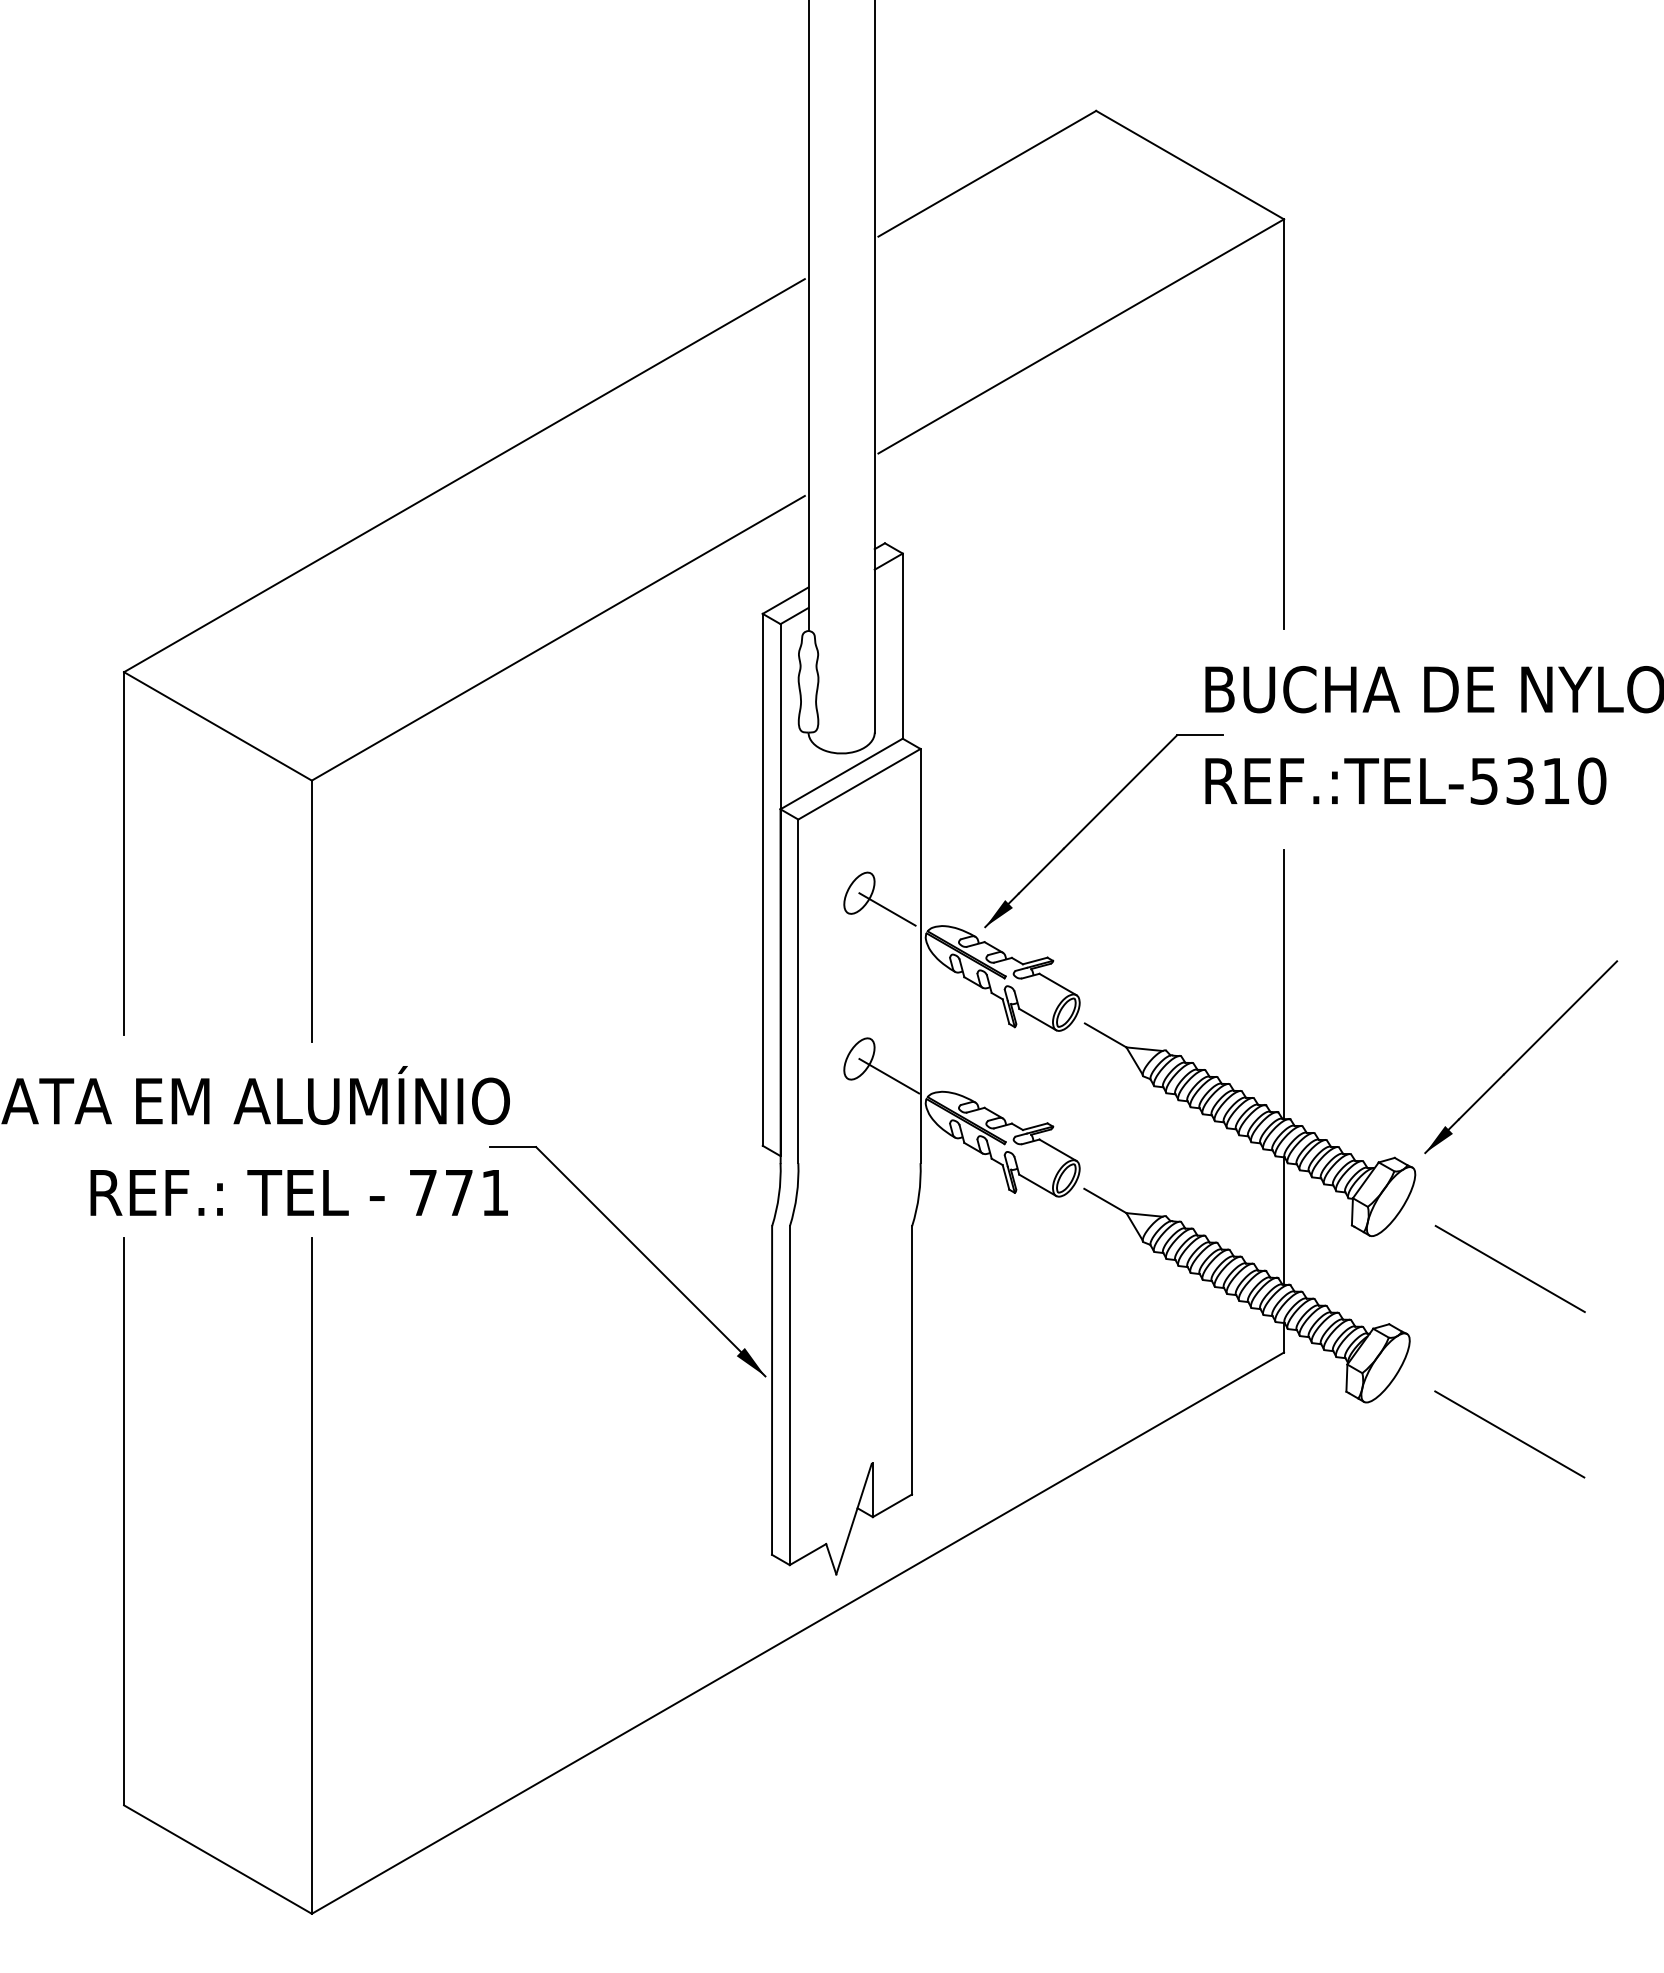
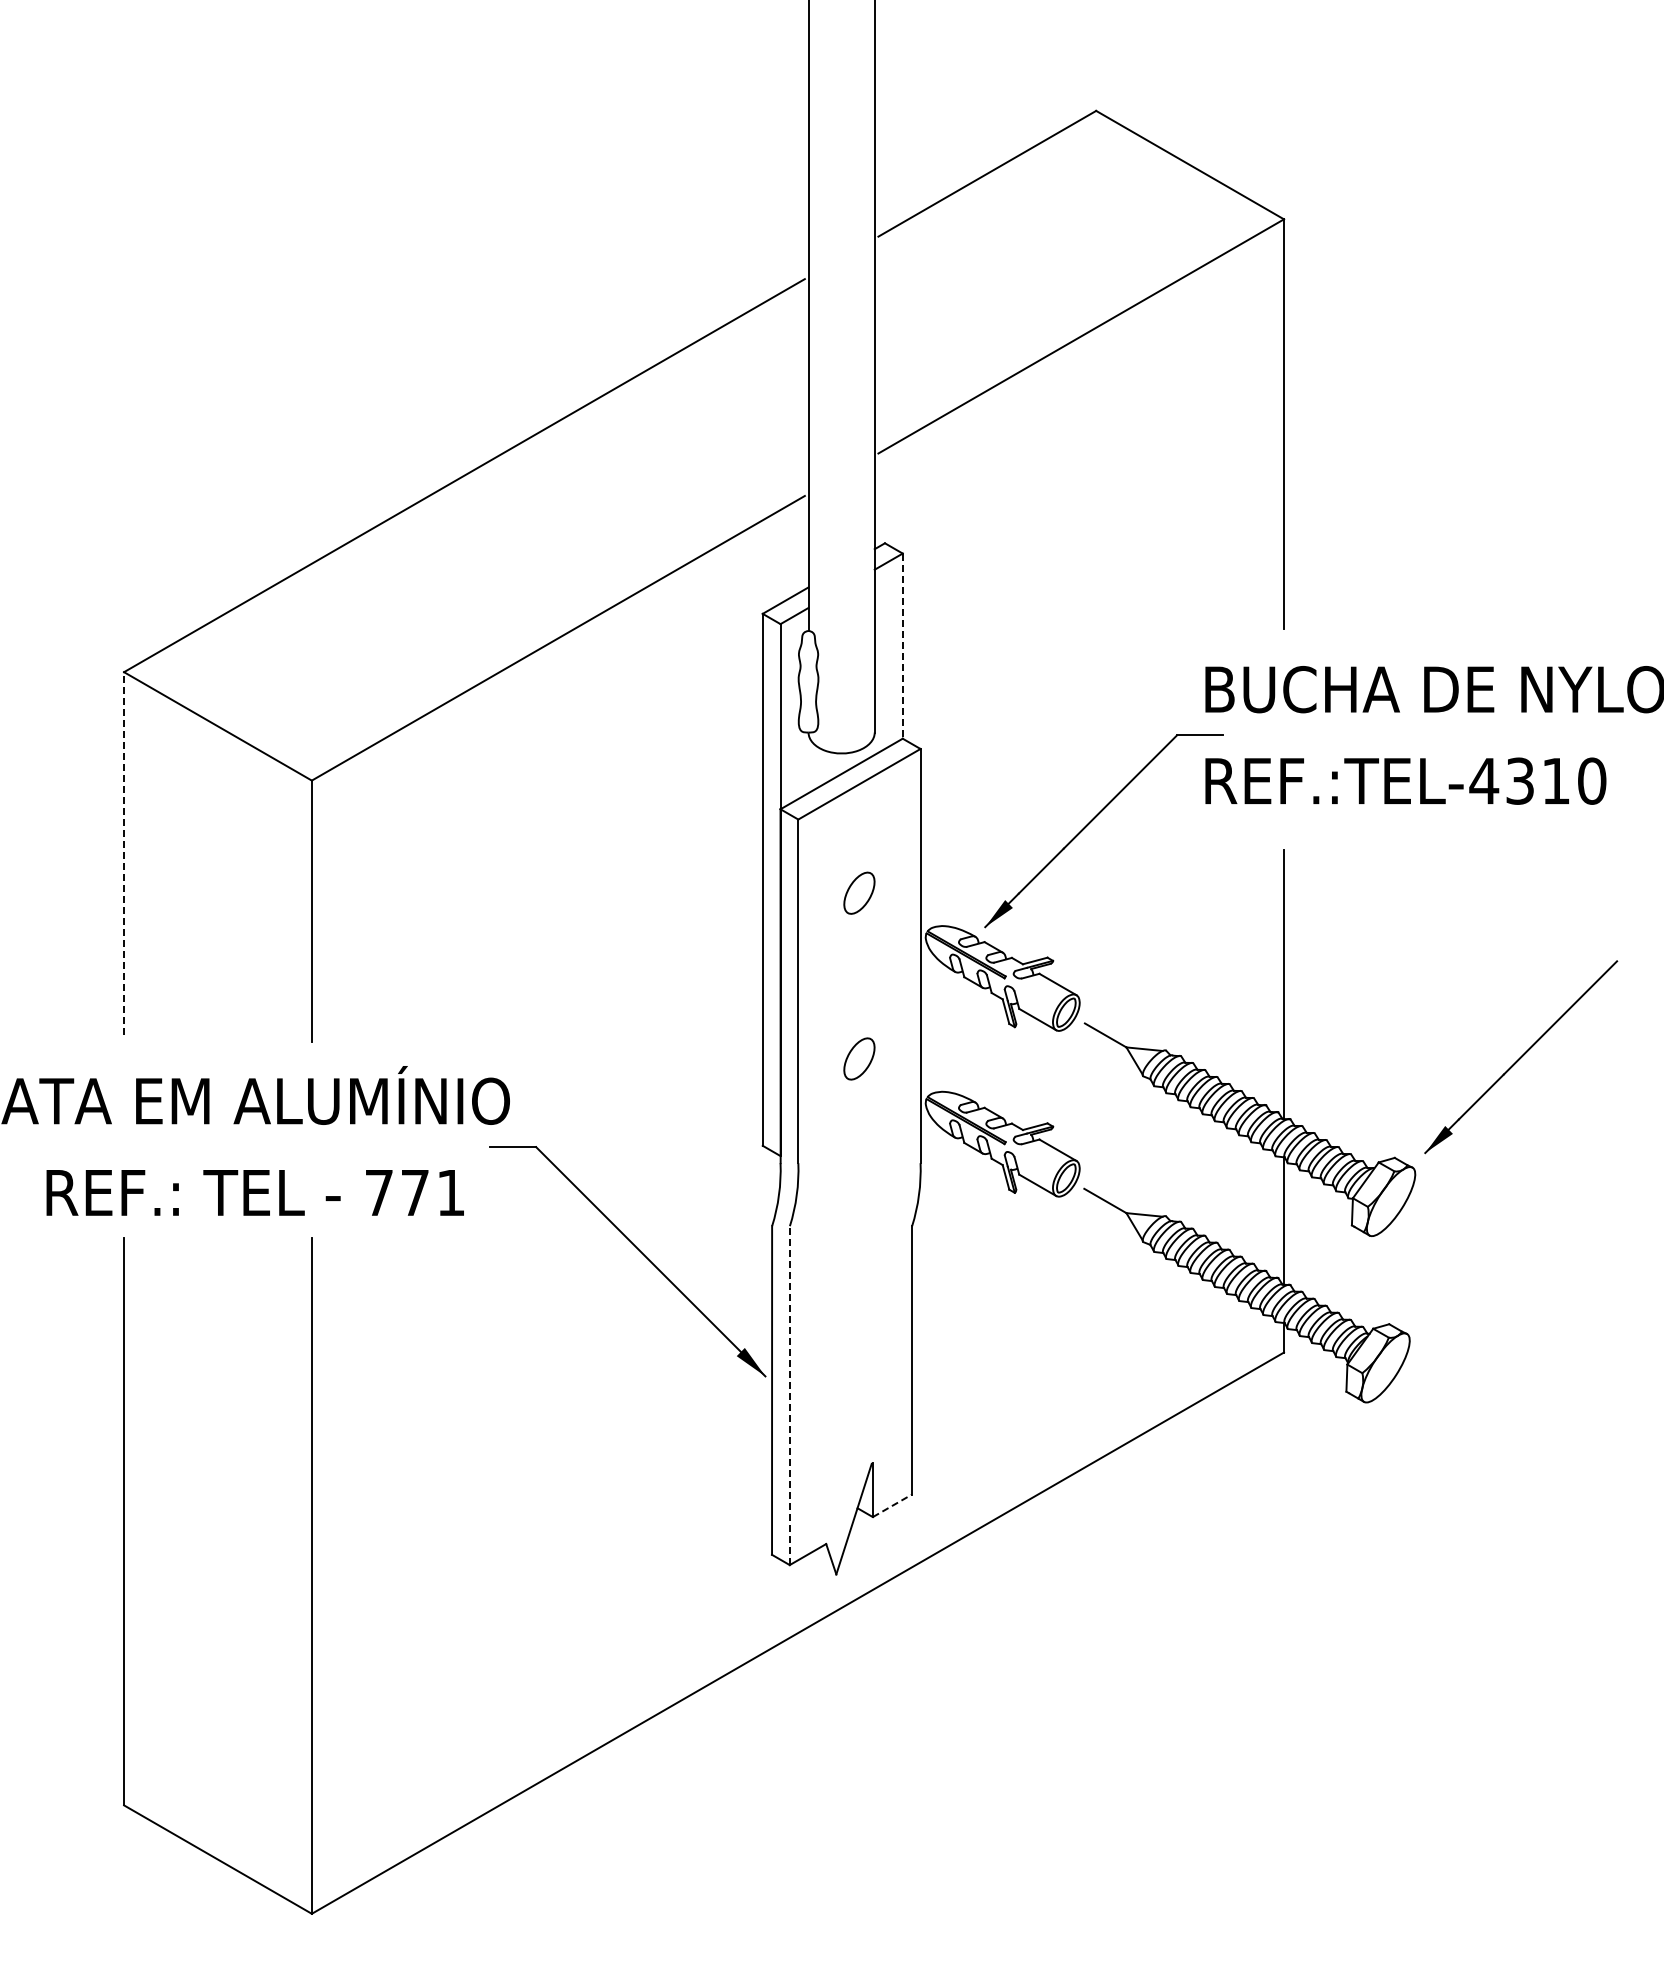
line: solid -> dashed (902, 646)
text: REF.:TEL-5310 -> REF.:TEL-4310 (1484, 781)
line: solid -> dashed (124, 853)
line: present -> none (887, 909)
line: present -> none (889, 1076)
text position: (298, 1192) -> (254, 1192) (254, 1192)
line: present -> none (1509, 1268)
line: solid -> dashed (789, 1395)
line: present -> none (1509, 1434)
line: solid -> dashed (892, 1505)
